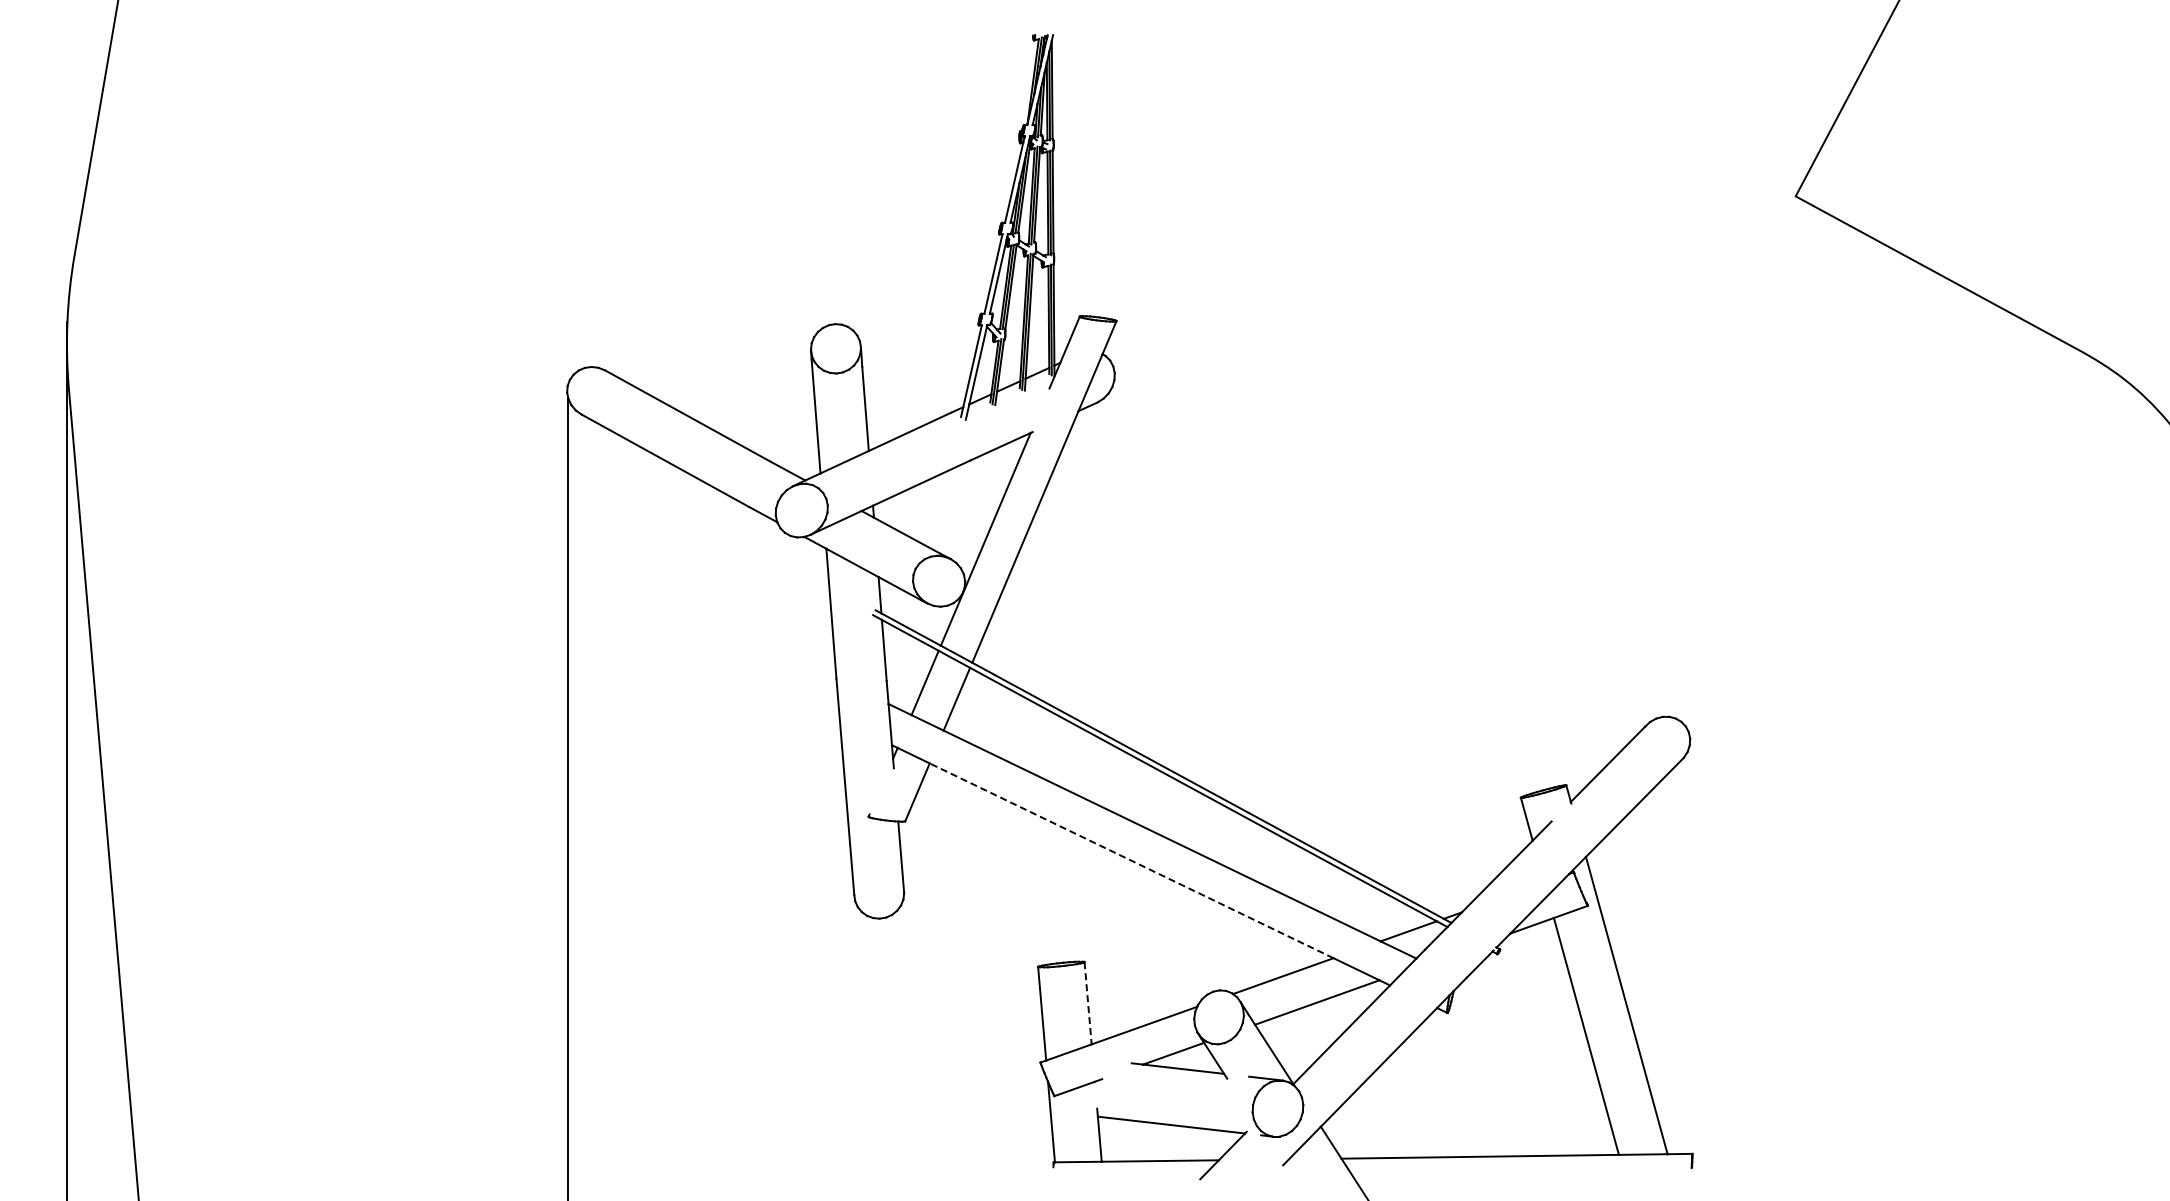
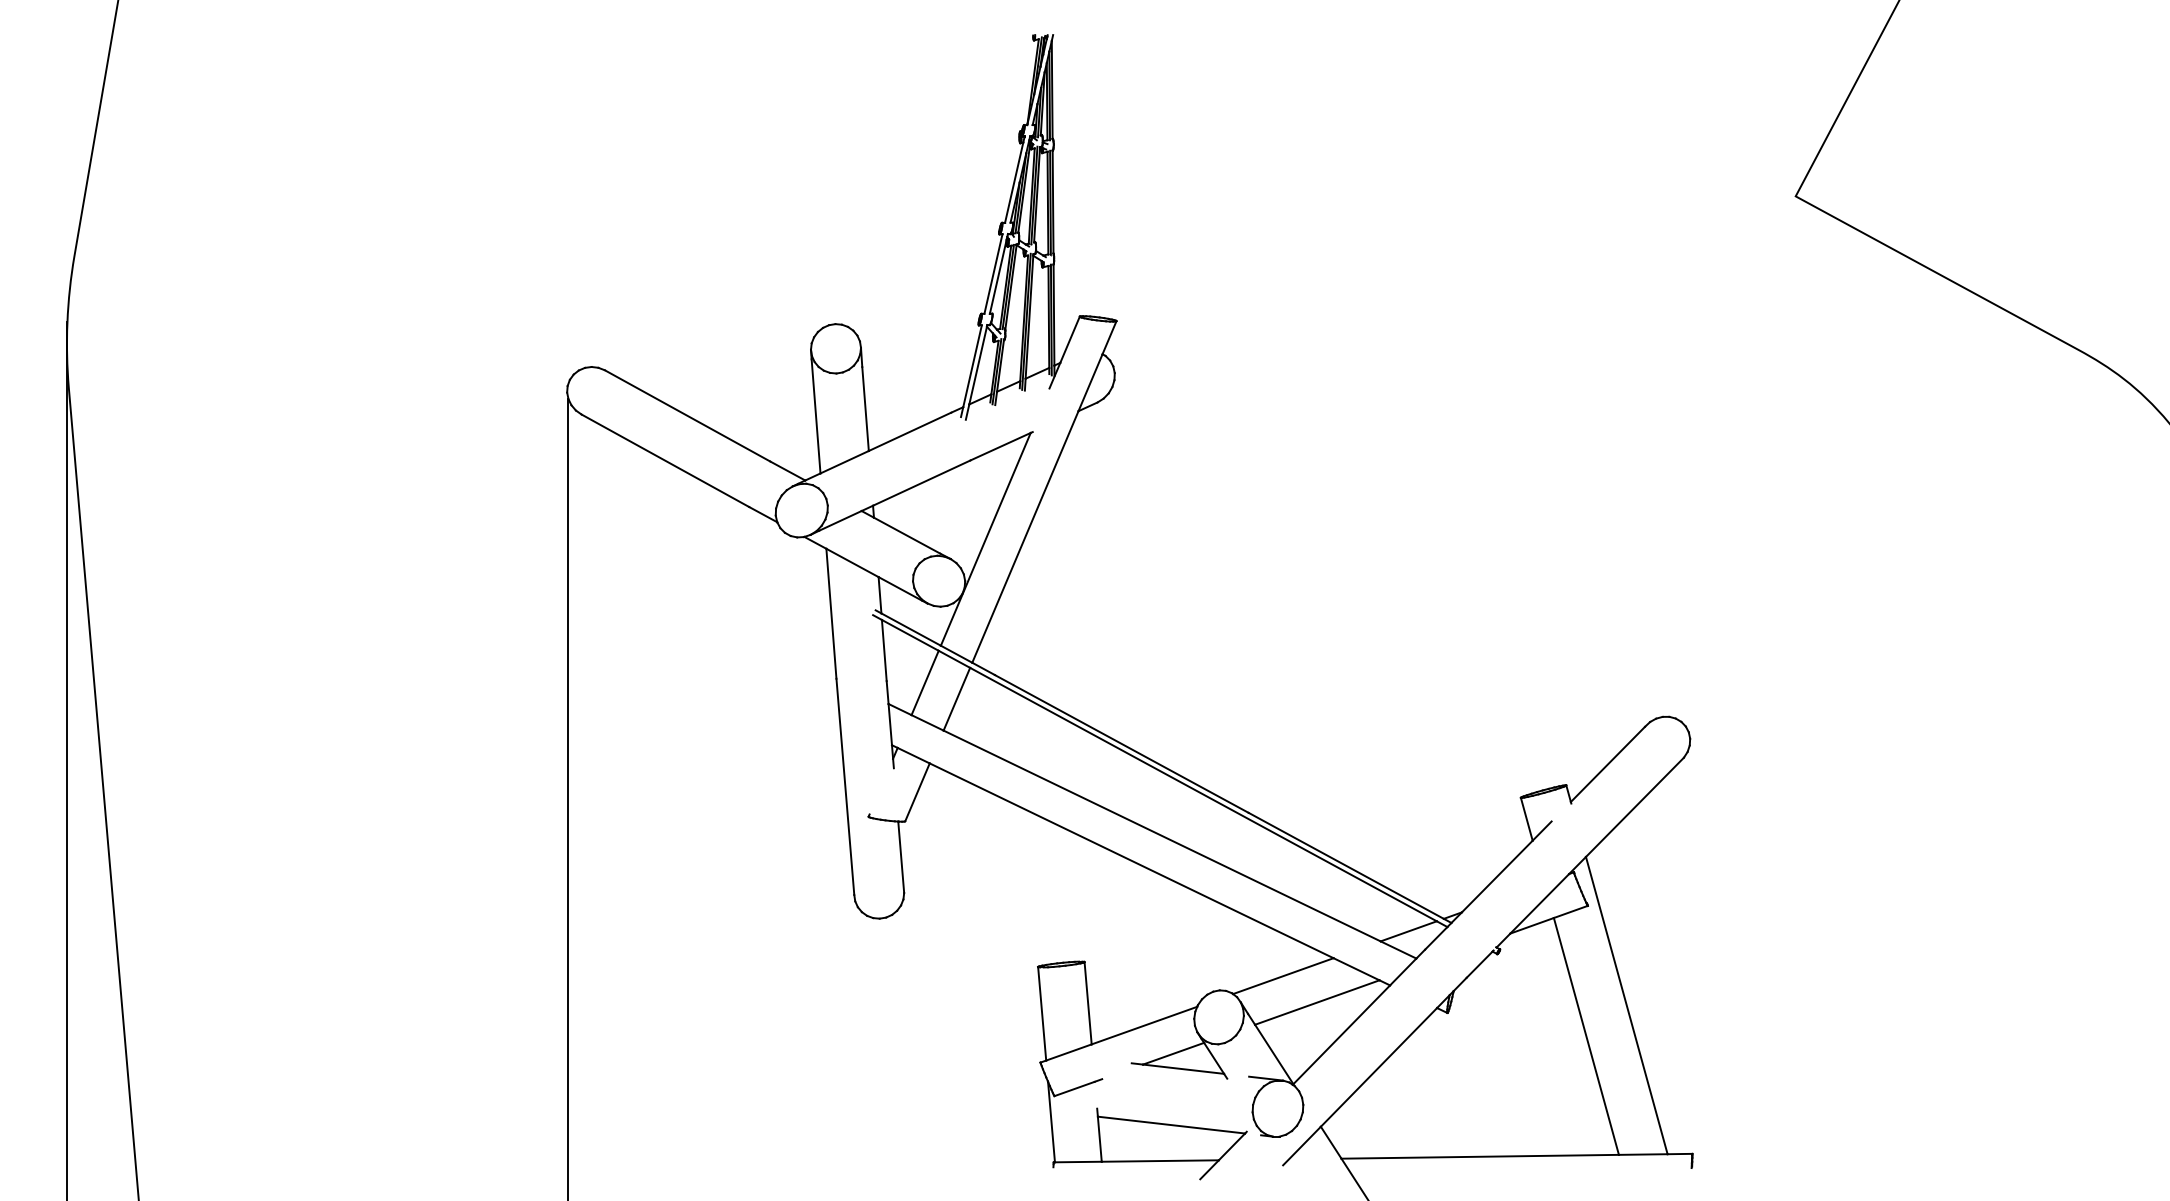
line: dashed -> solid (1131, 860)
line: dashed -> solid (1088, 1003)
